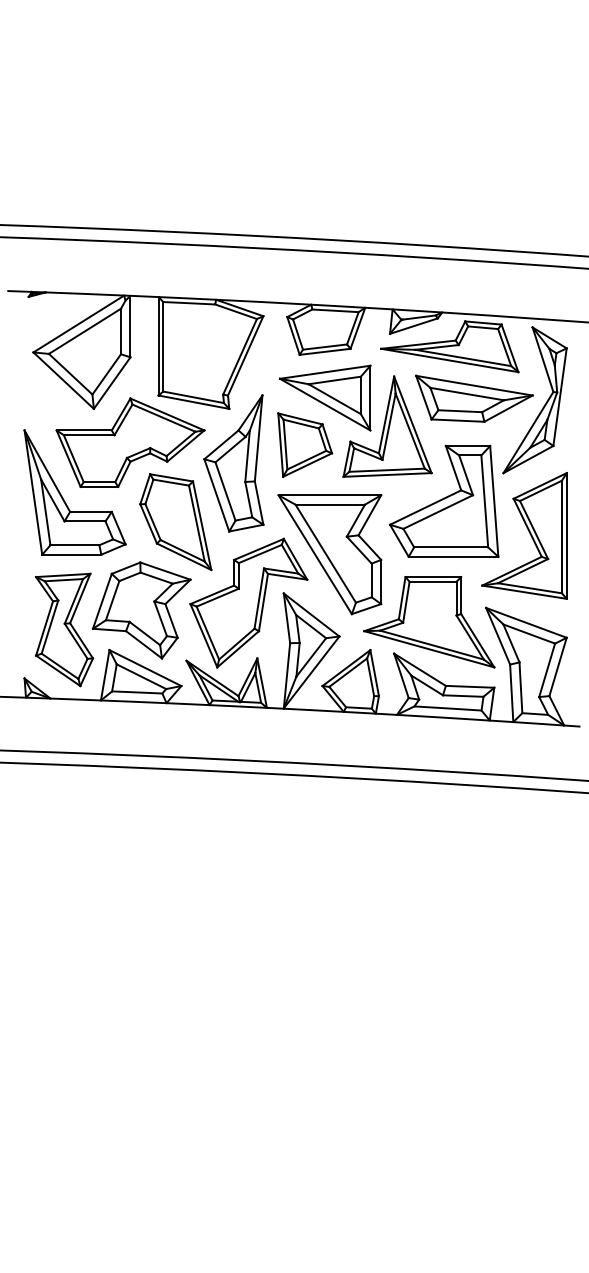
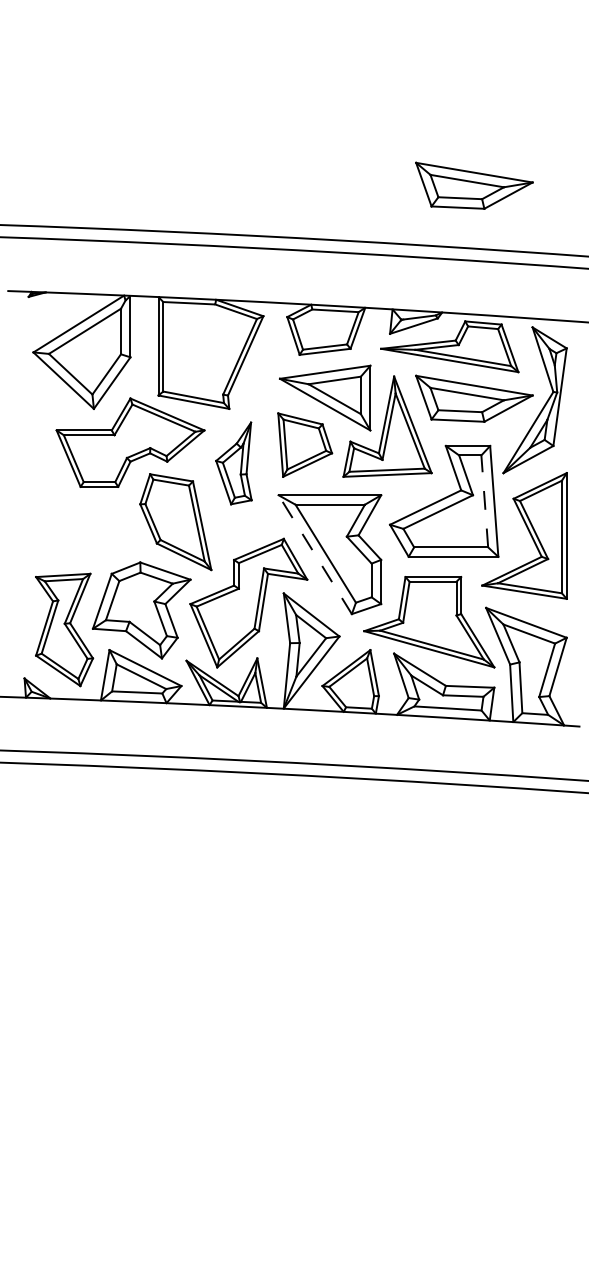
part: none -> present (474, 185)
part size: 62x139 px -> 38x85 px (233, 463)
part: present -> none (63, 497)
line: solid -> dashed (484, 500)
line: solid -> dashed (315, 554)
